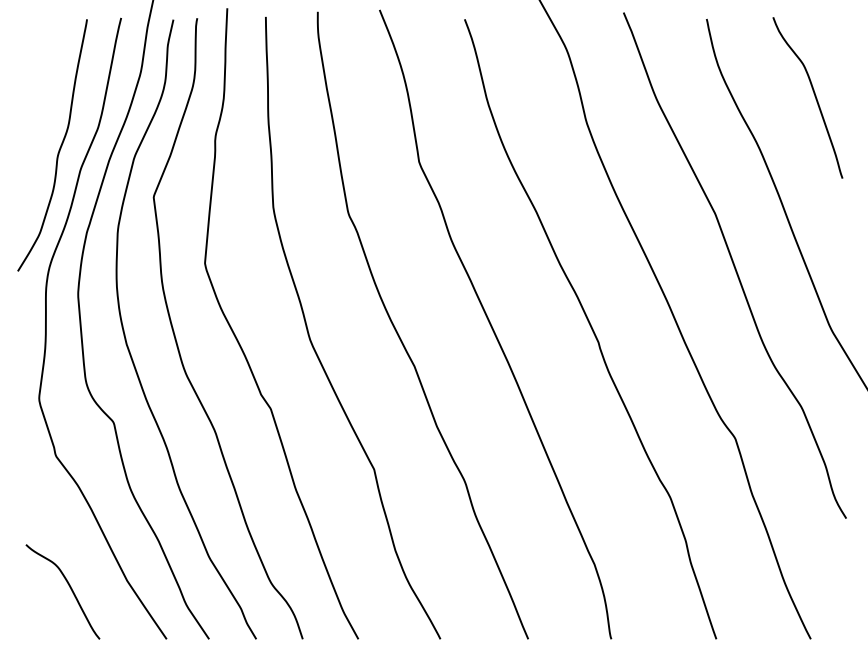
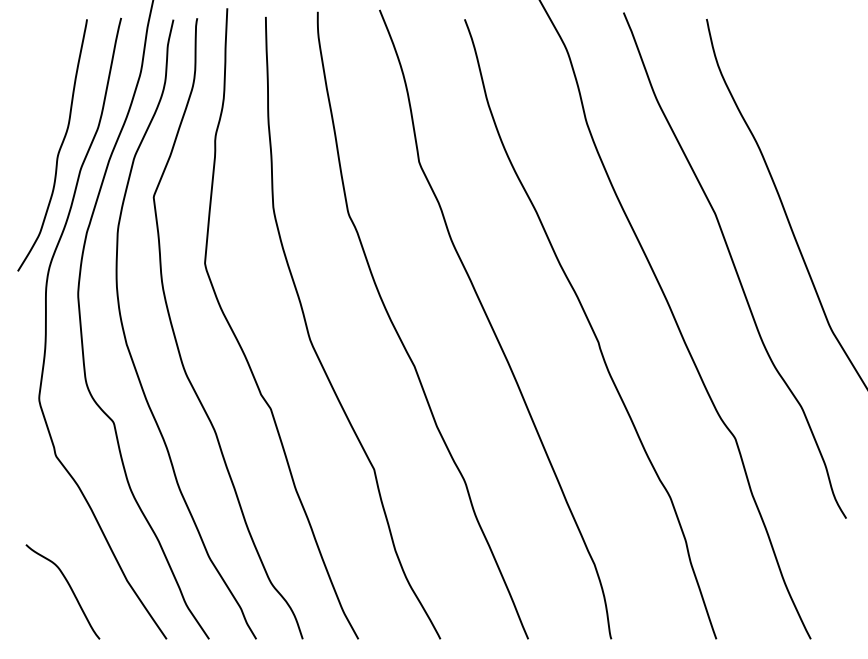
curve: present -> none (814, 96)
